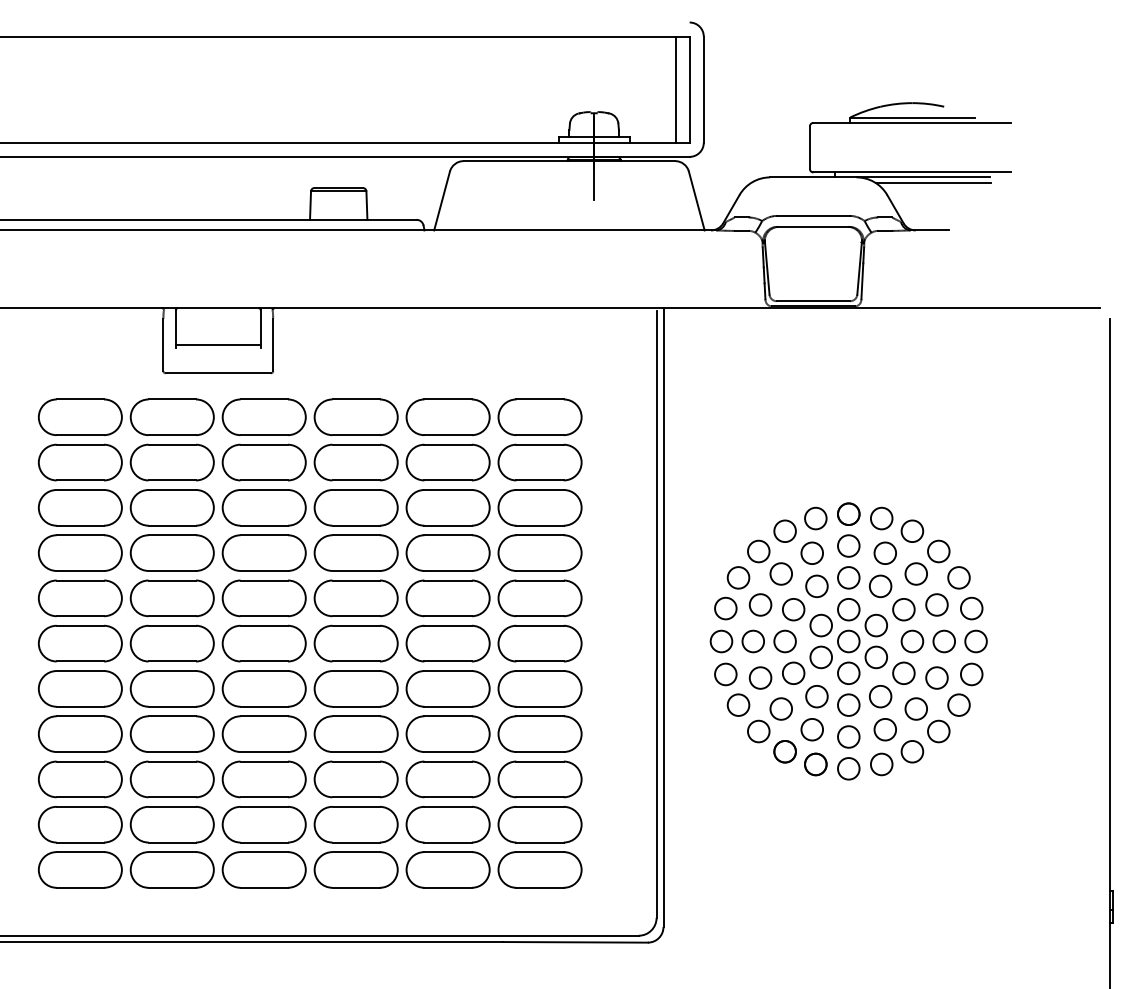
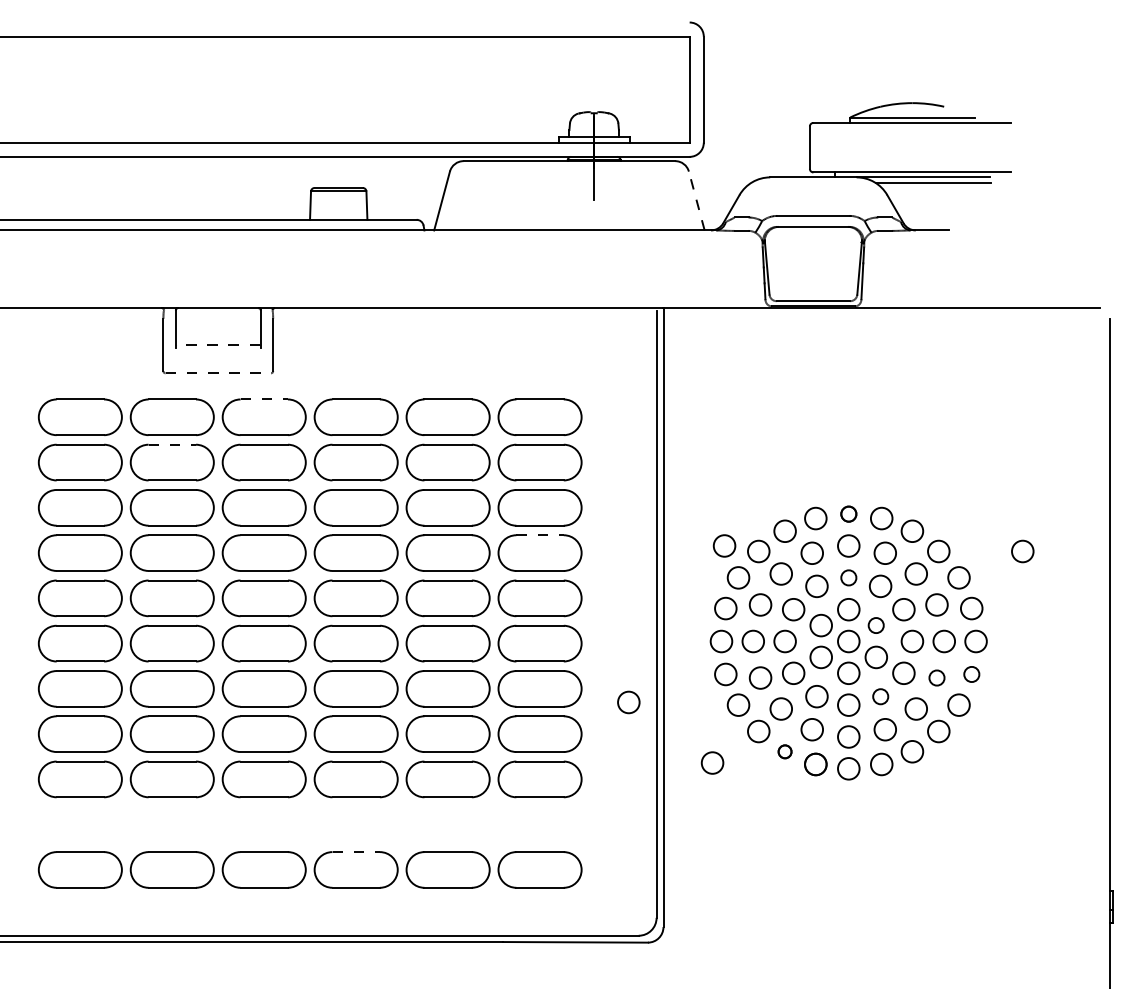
line: present -> none (675, 89)
line: solid -> dashed (696, 200)
line: solid -> dashed (218, 345)
line: solid -> dashed (218, 373)
line: solid -> dashed (264, 399)
line: solid -> dashed (172, 444)
circle size: 24x24 px -> 18x18 px (848, 513)
line: solid -> dashed (540, 535)
circle: none -> present (724, 545)
circle: none -> present (1022, 551)
circle size: 24x24 px -> 18x18 px (848, 577)
circle size: 24x25 px -> 18x17 px (875, 625)
circle size: 24x25 px -> 18x17 px (971, 674)
circle size: 24x24 px -> 18x18 px (936, 677)
circle size: 24x24 px -> 18x18 px (880, 696)
circle: none -> present (628, 702)
circle size: 24x24 px -> 16x16 px (784, 751)
circle: none -> present (712, 762)
part: present -> none (309, 824)
line: solid -> dashed (356, 852)
